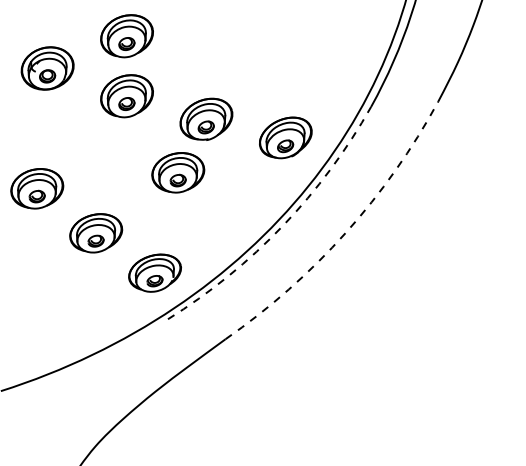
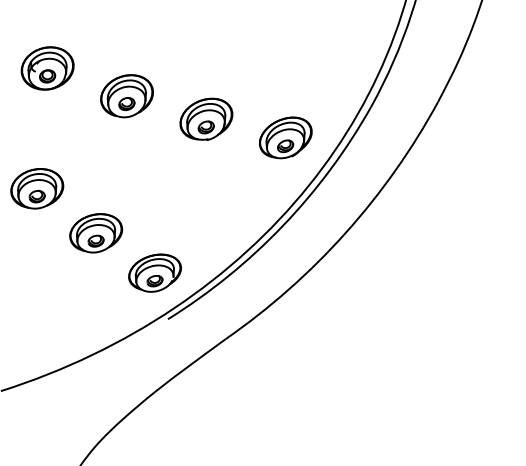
part: present -> none (126, 36)
part: present -> none (178, 172)
arc: dashed -> solid (282, 225)
arc: dashed -> solid (345, 232)
